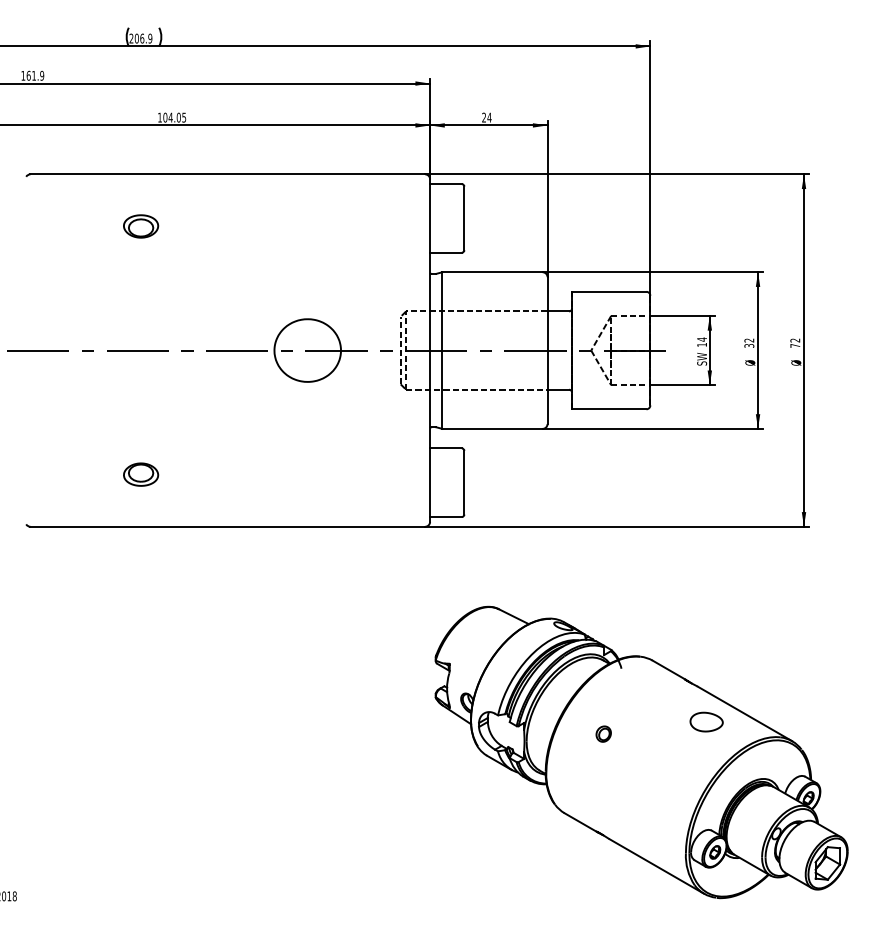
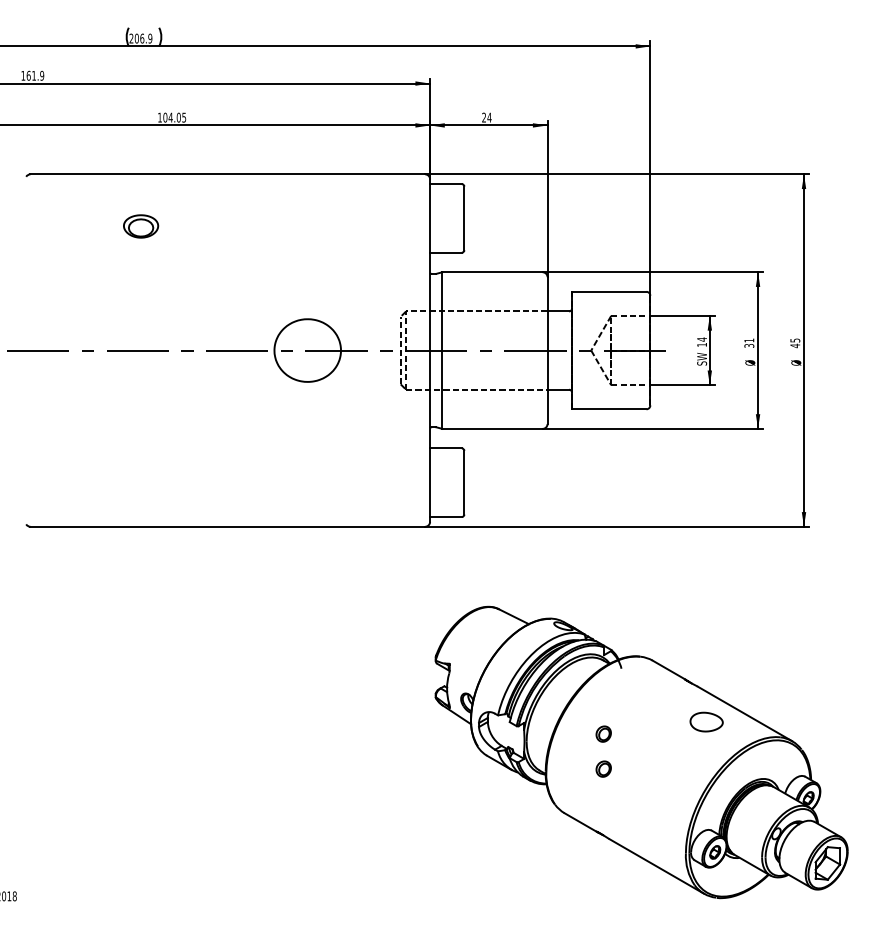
text: 32 -> 31 (749, 340)
text: 72 -> 45 (795, 343)
part: present -> none (141, 474)
part: none -> present (603, 768)
